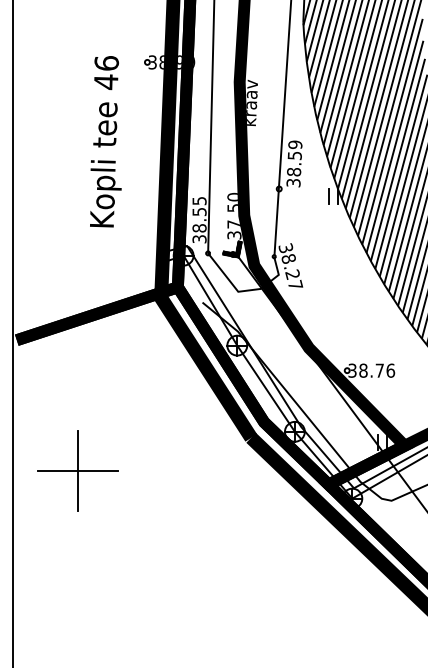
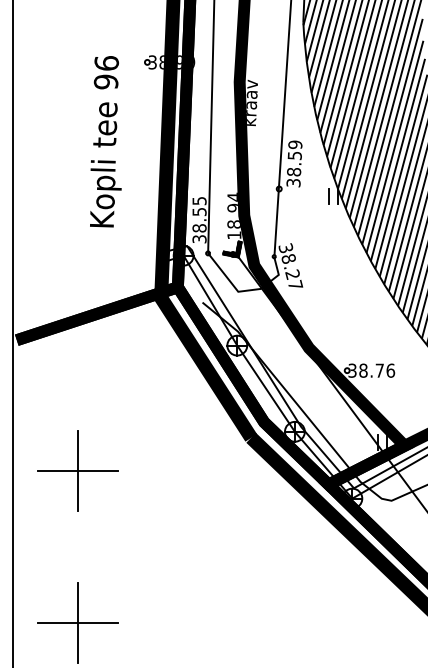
text: 46 -> 96 (105, 82)
text: 37.50 -> 18.94 (234, 215)
part: none -> present (77, 622)
